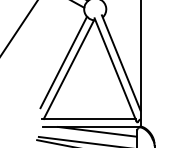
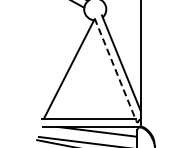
line: present -> none (19, 27)
line: present -> none (63, 62)
line: solid -> dashed (115, 70)
